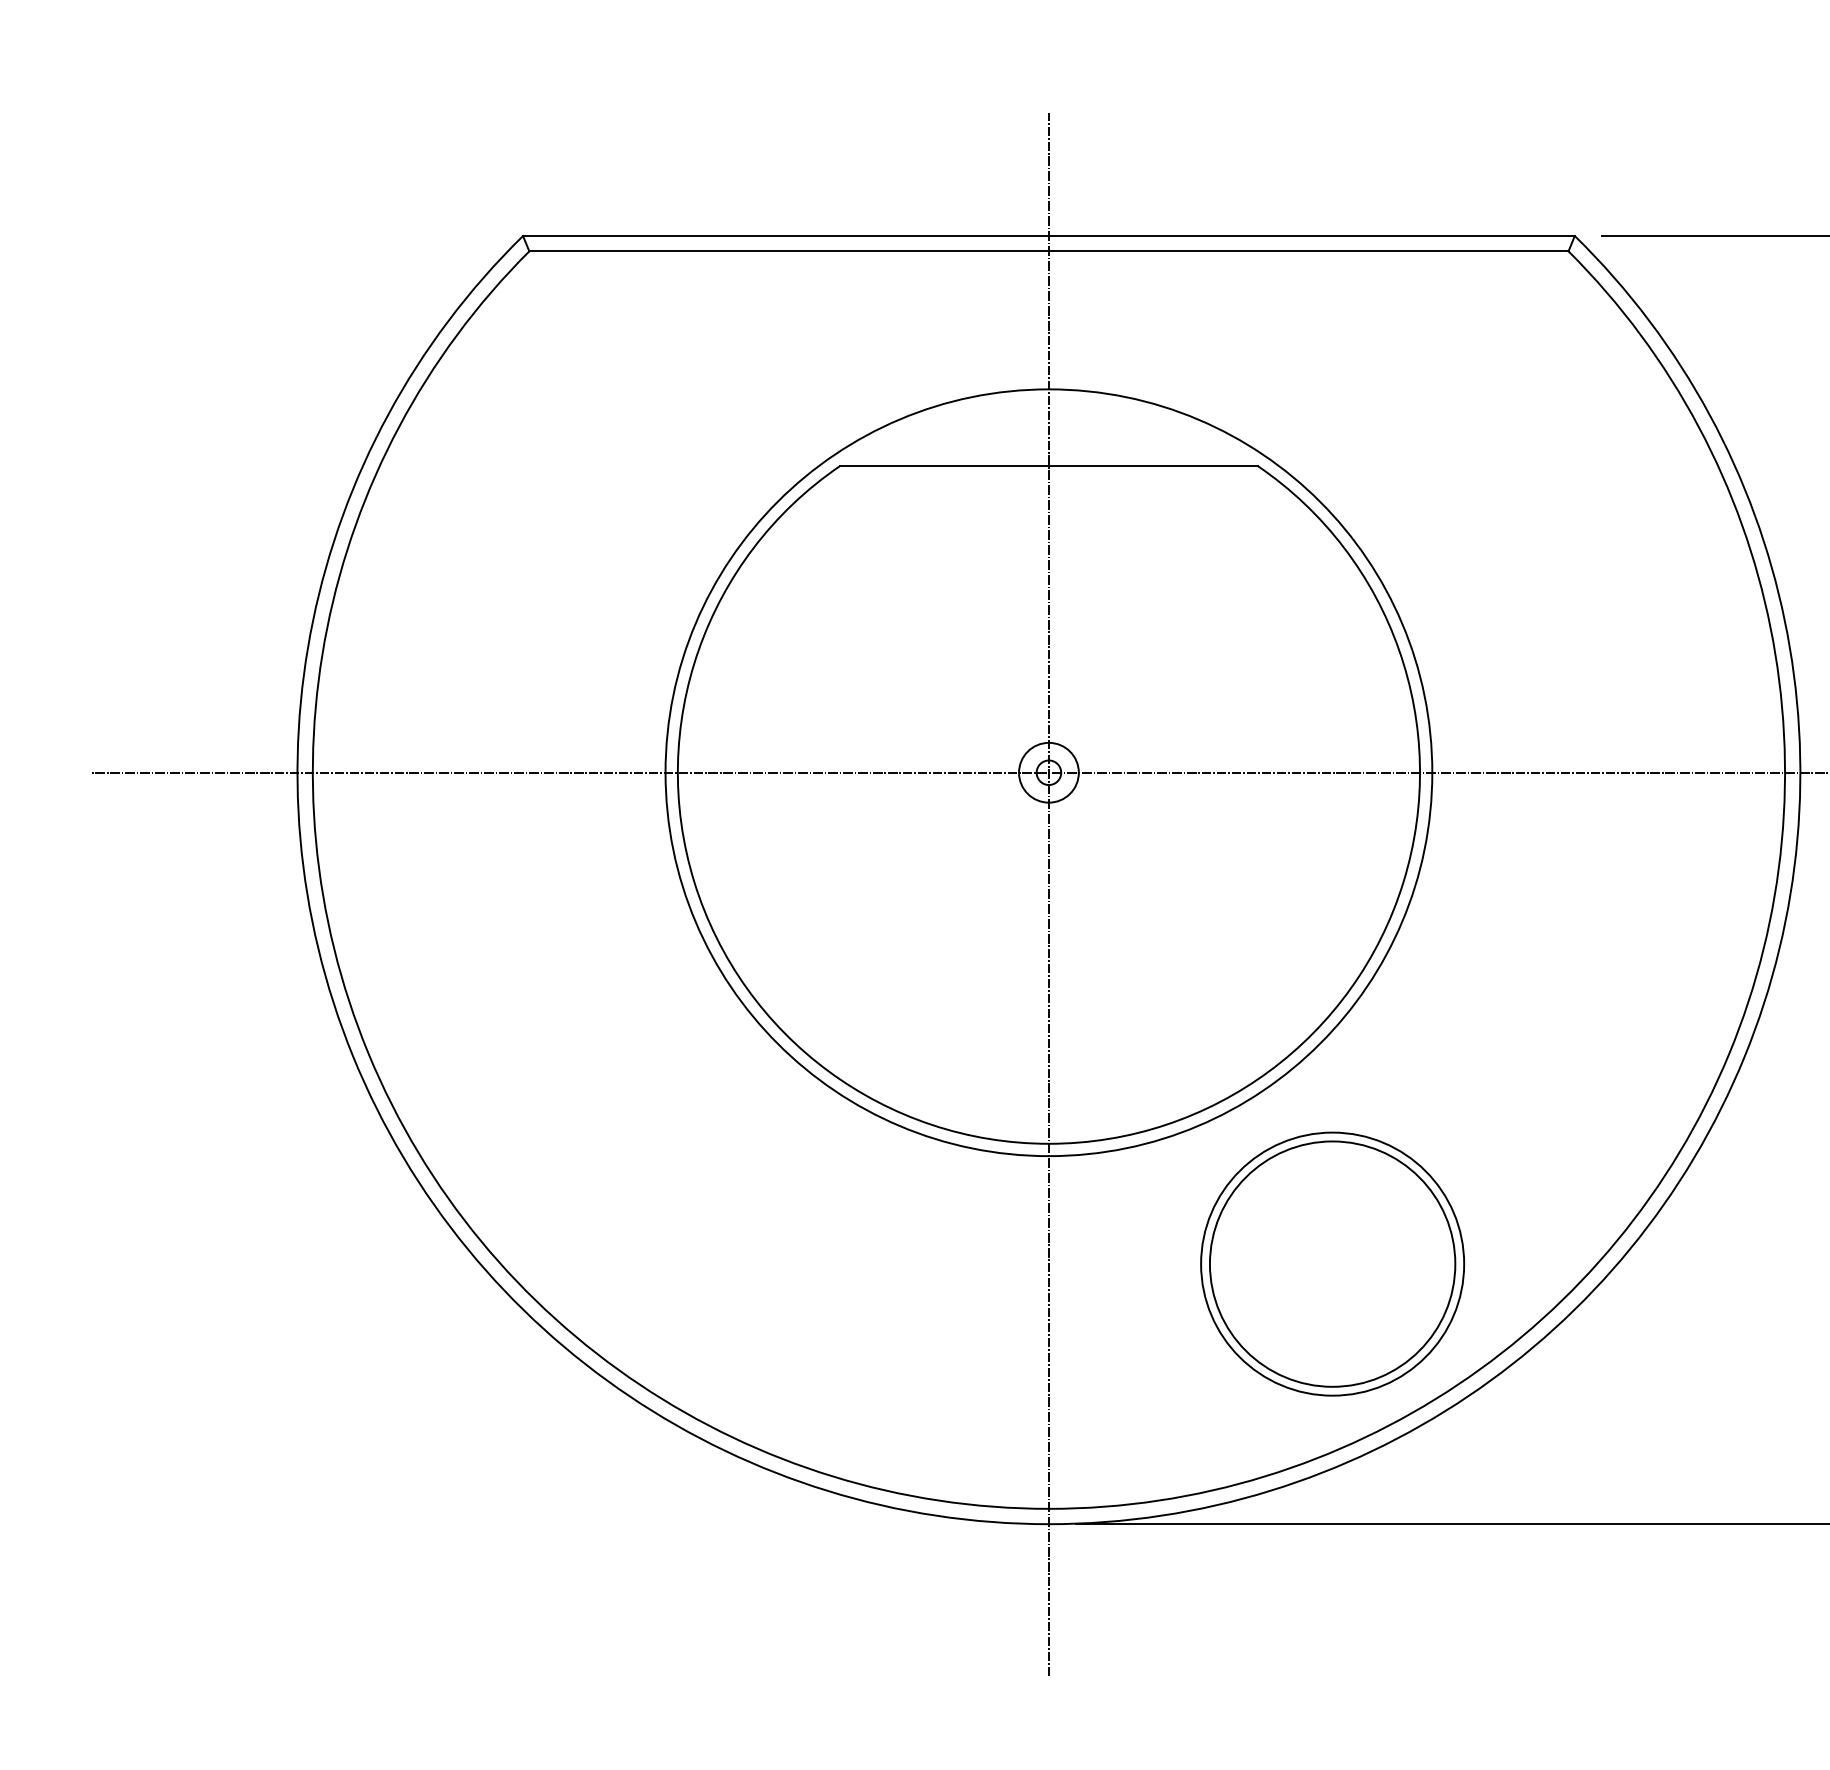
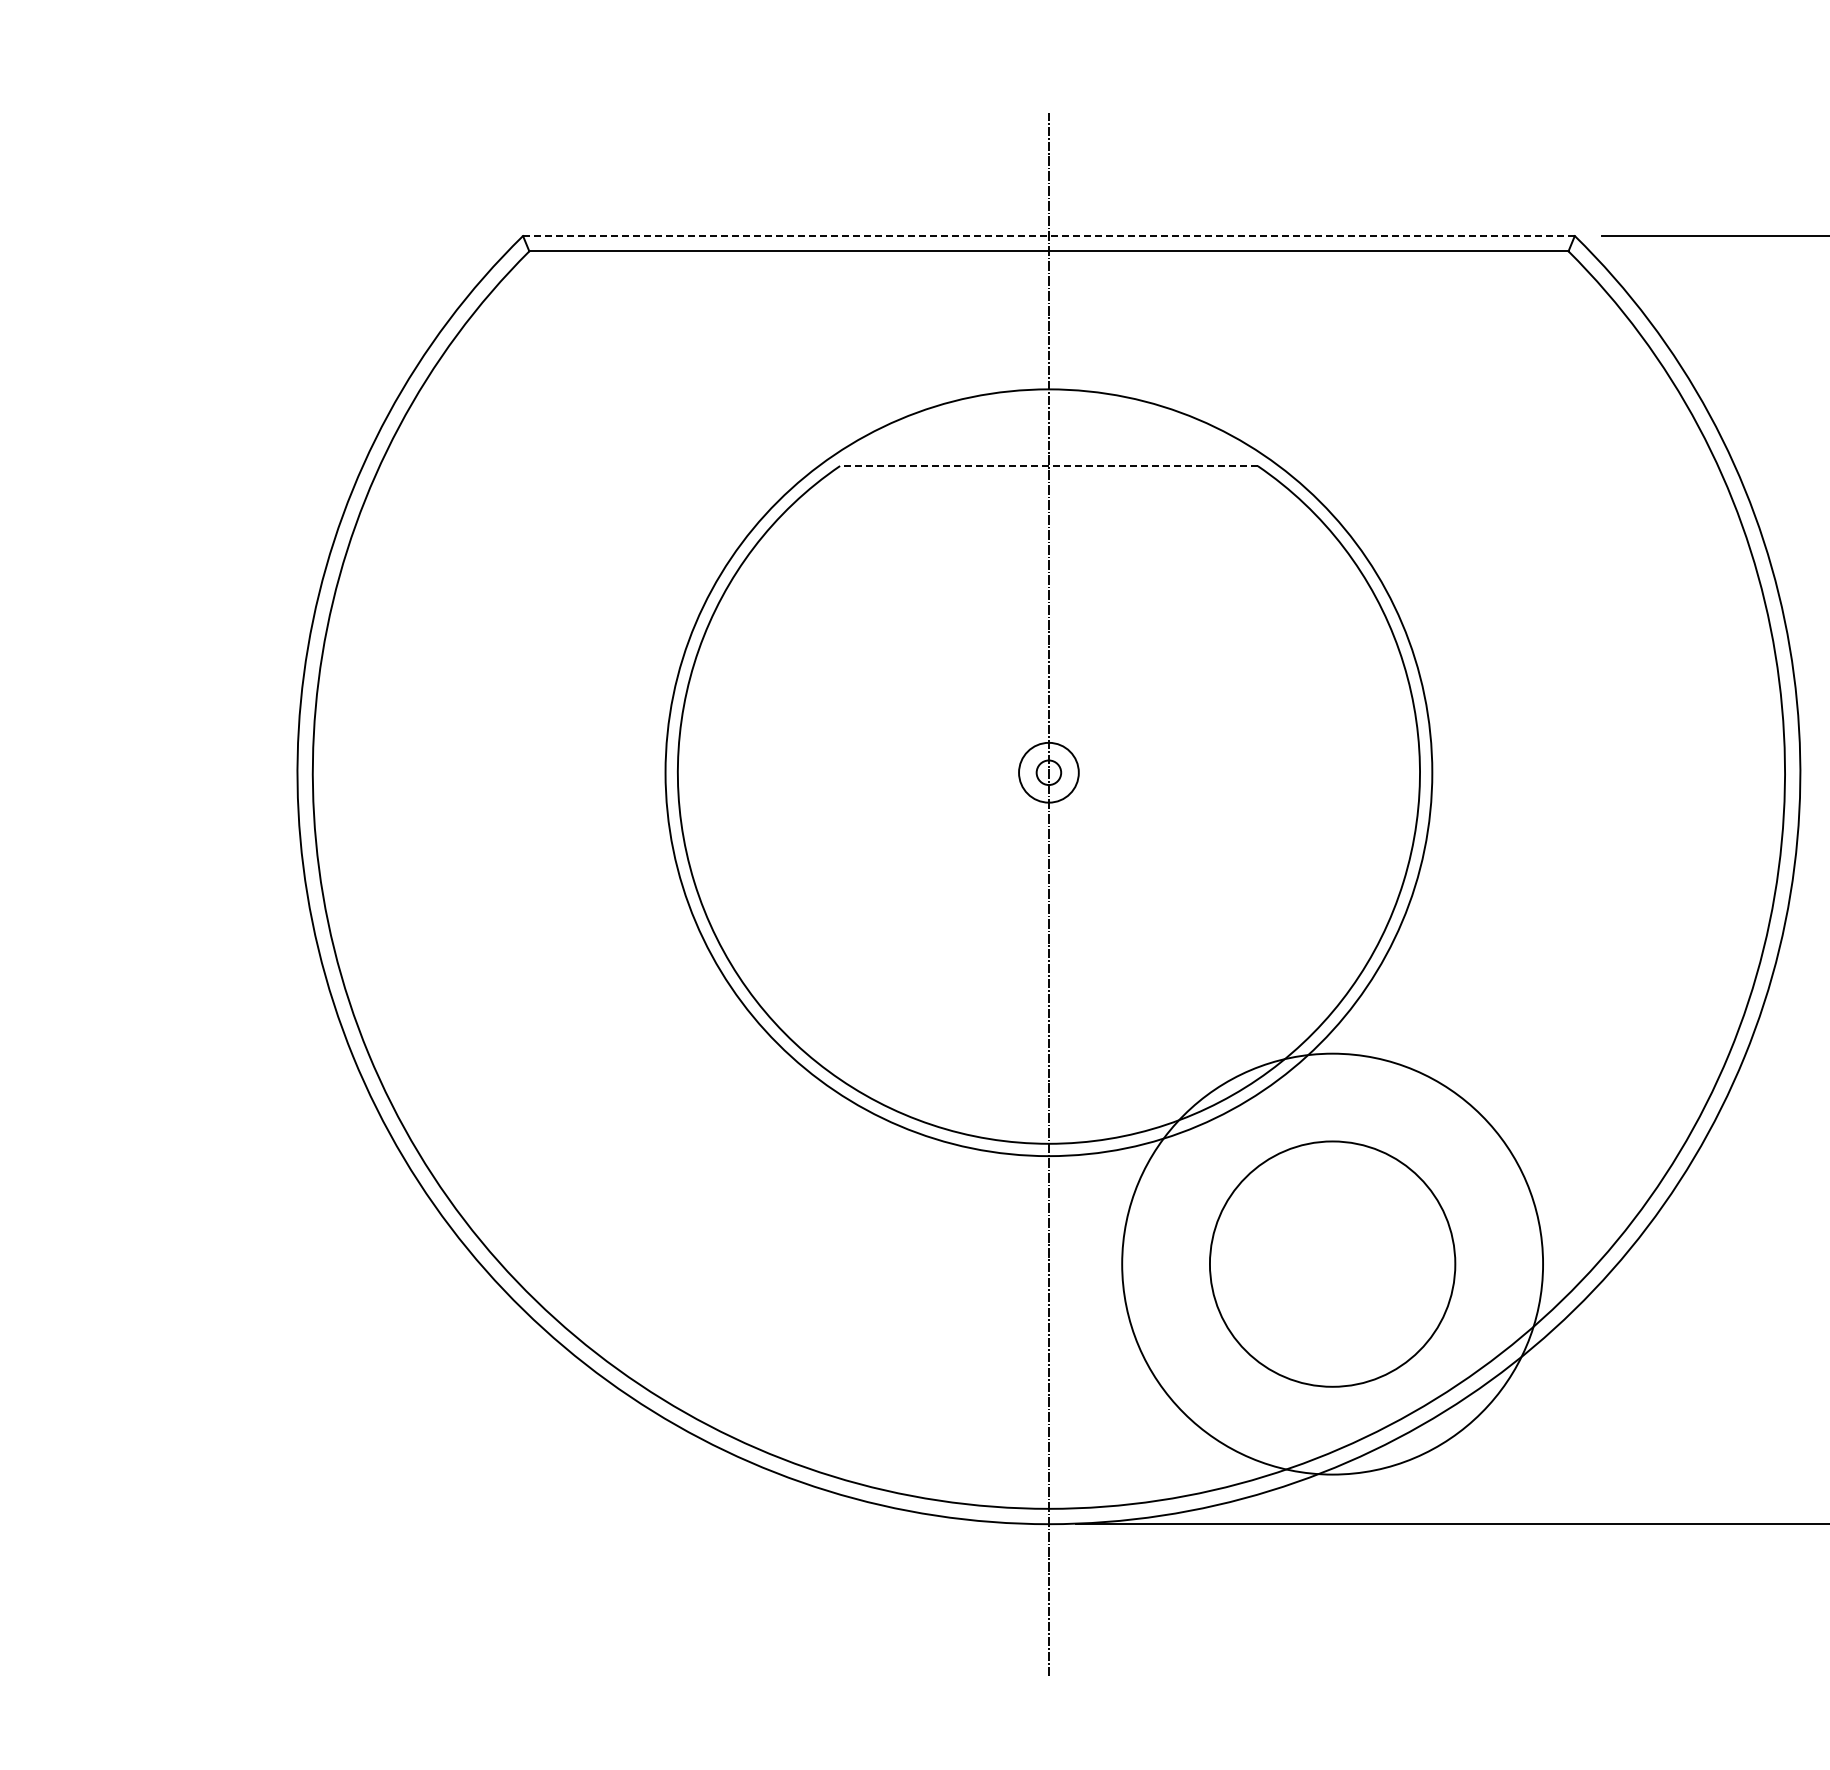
line: solid -> dashed (1048, 236)
line: solid -> dashed (1048, 466)
line: present -> none (958, 772)
circle diameter: 263 px -> 421 px (1332, 1263)
